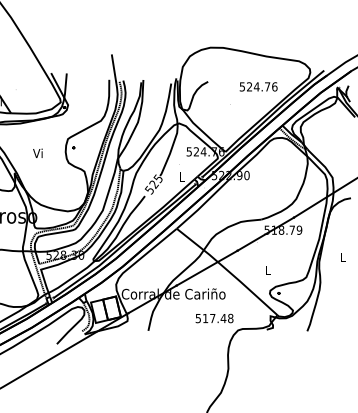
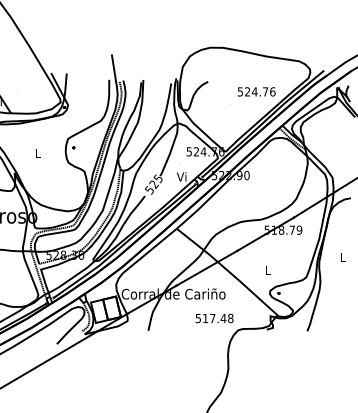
text position: (258, 86) -> (256, 91) (256, 91)
text: Vi -> L (37, 153)
text: L -> Vi (181, 176)
